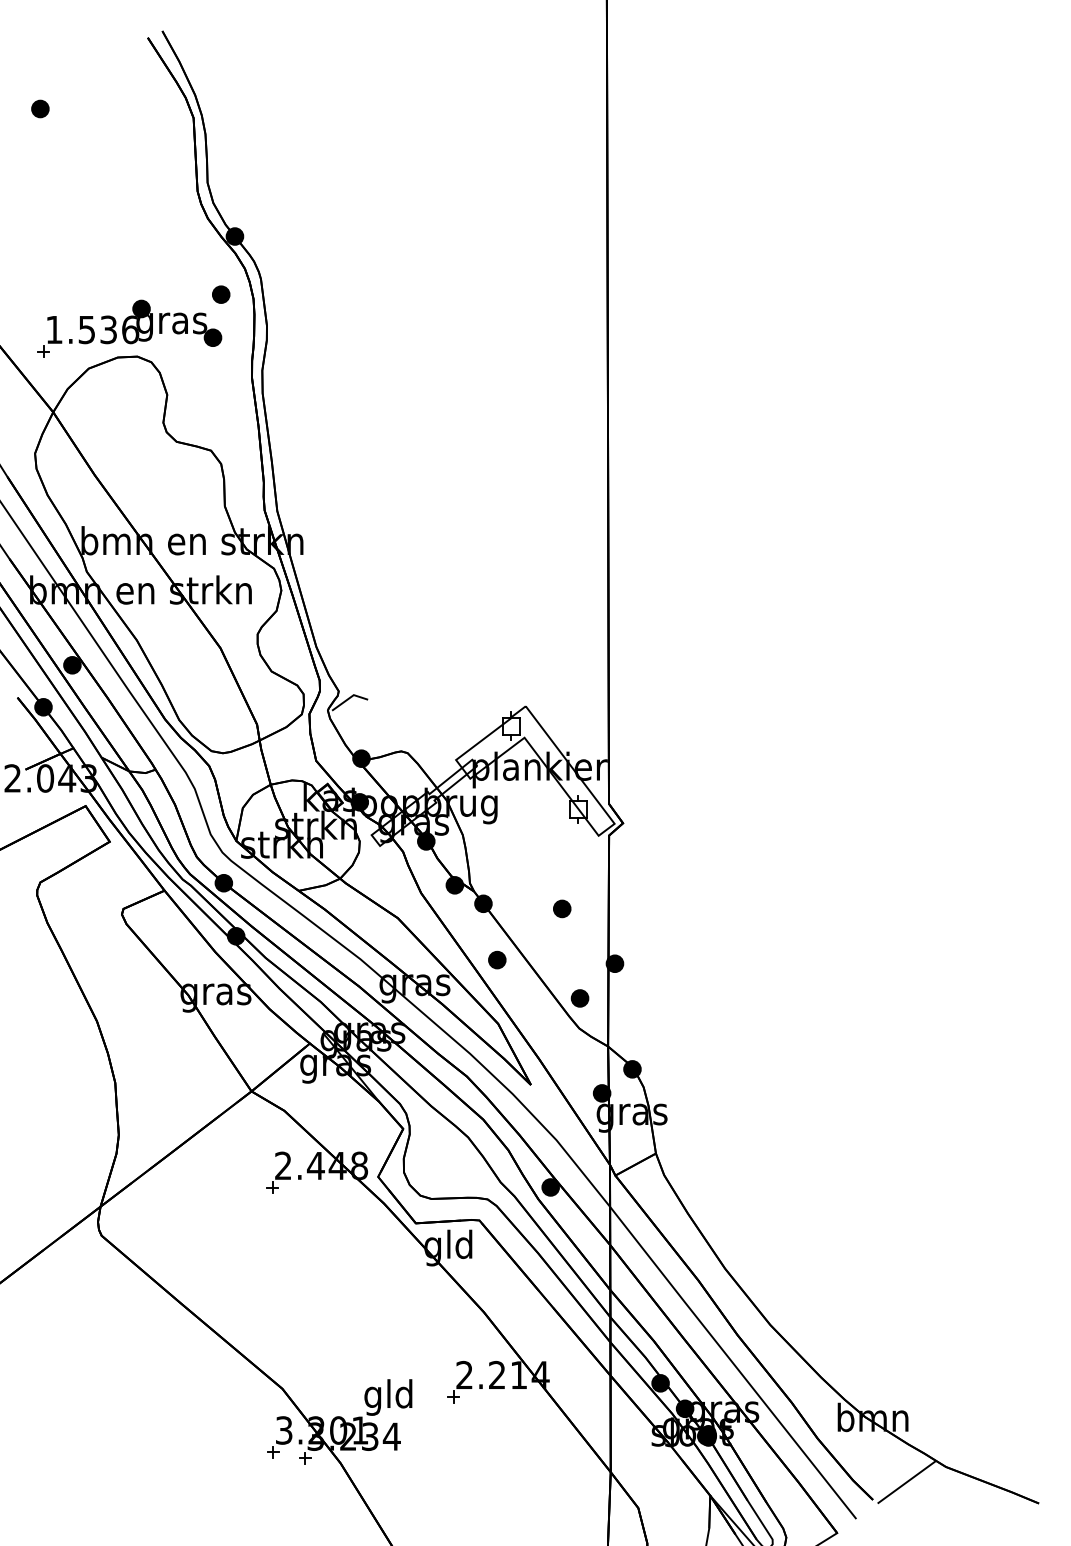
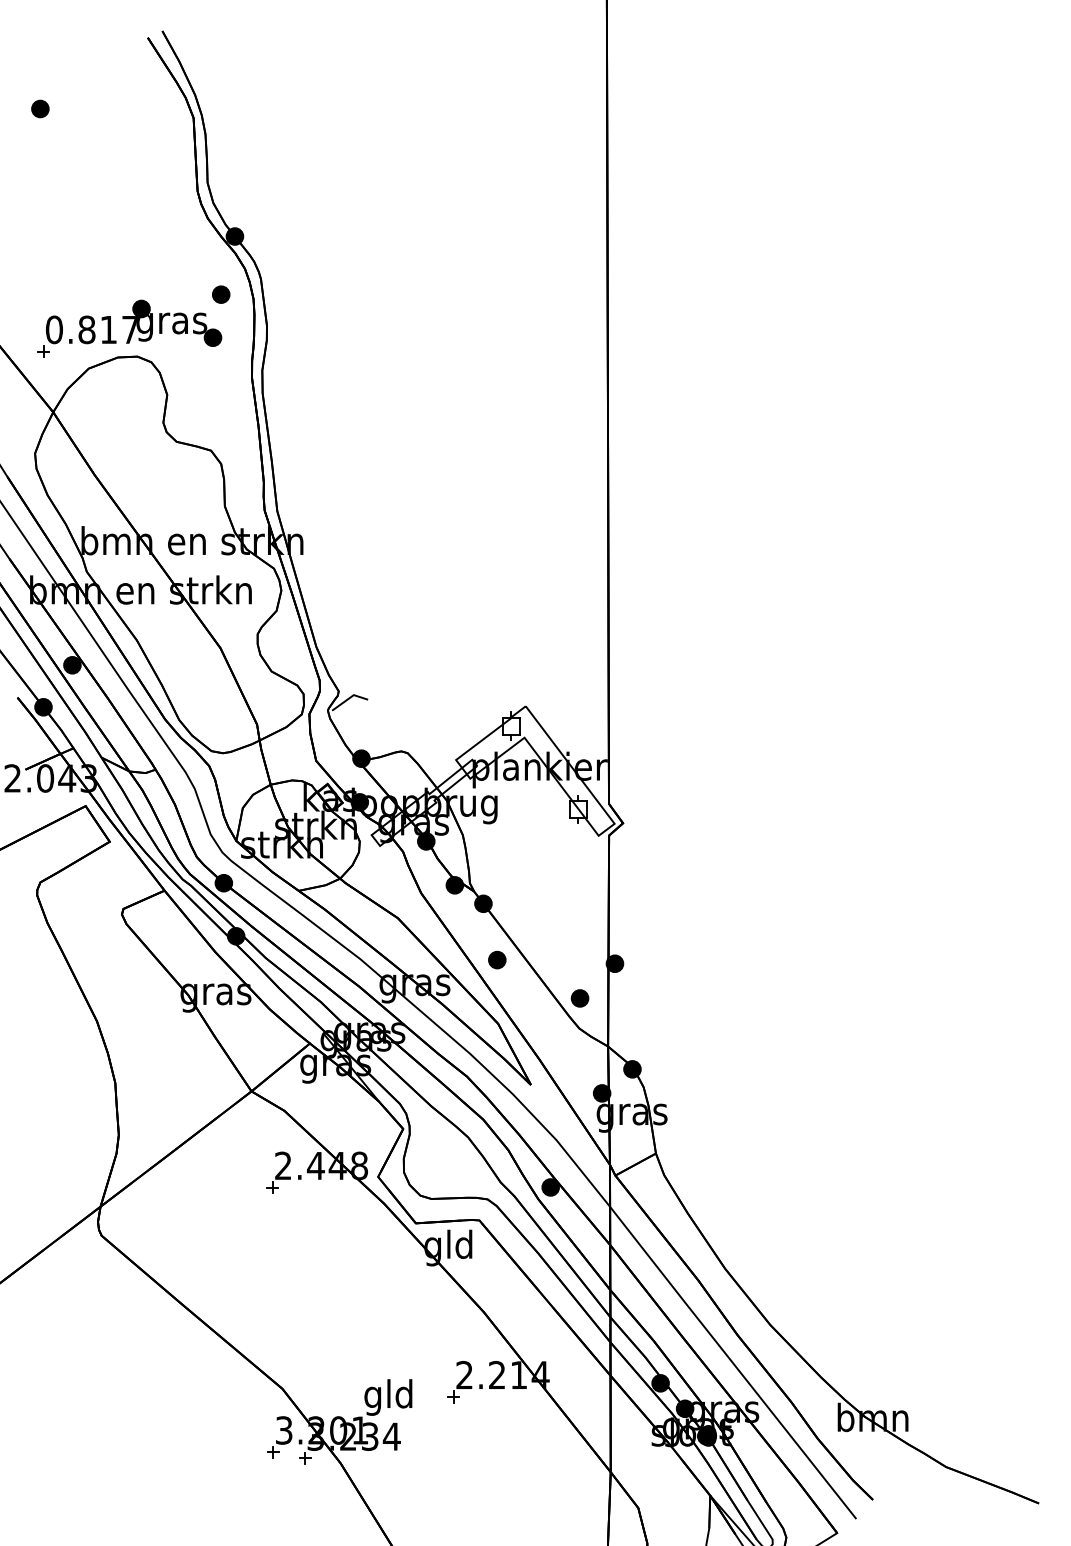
text: 1.536 -> 0.817 (92, 329)
part: present -> none (562, 908)
line: present -> none (906, 1481)
